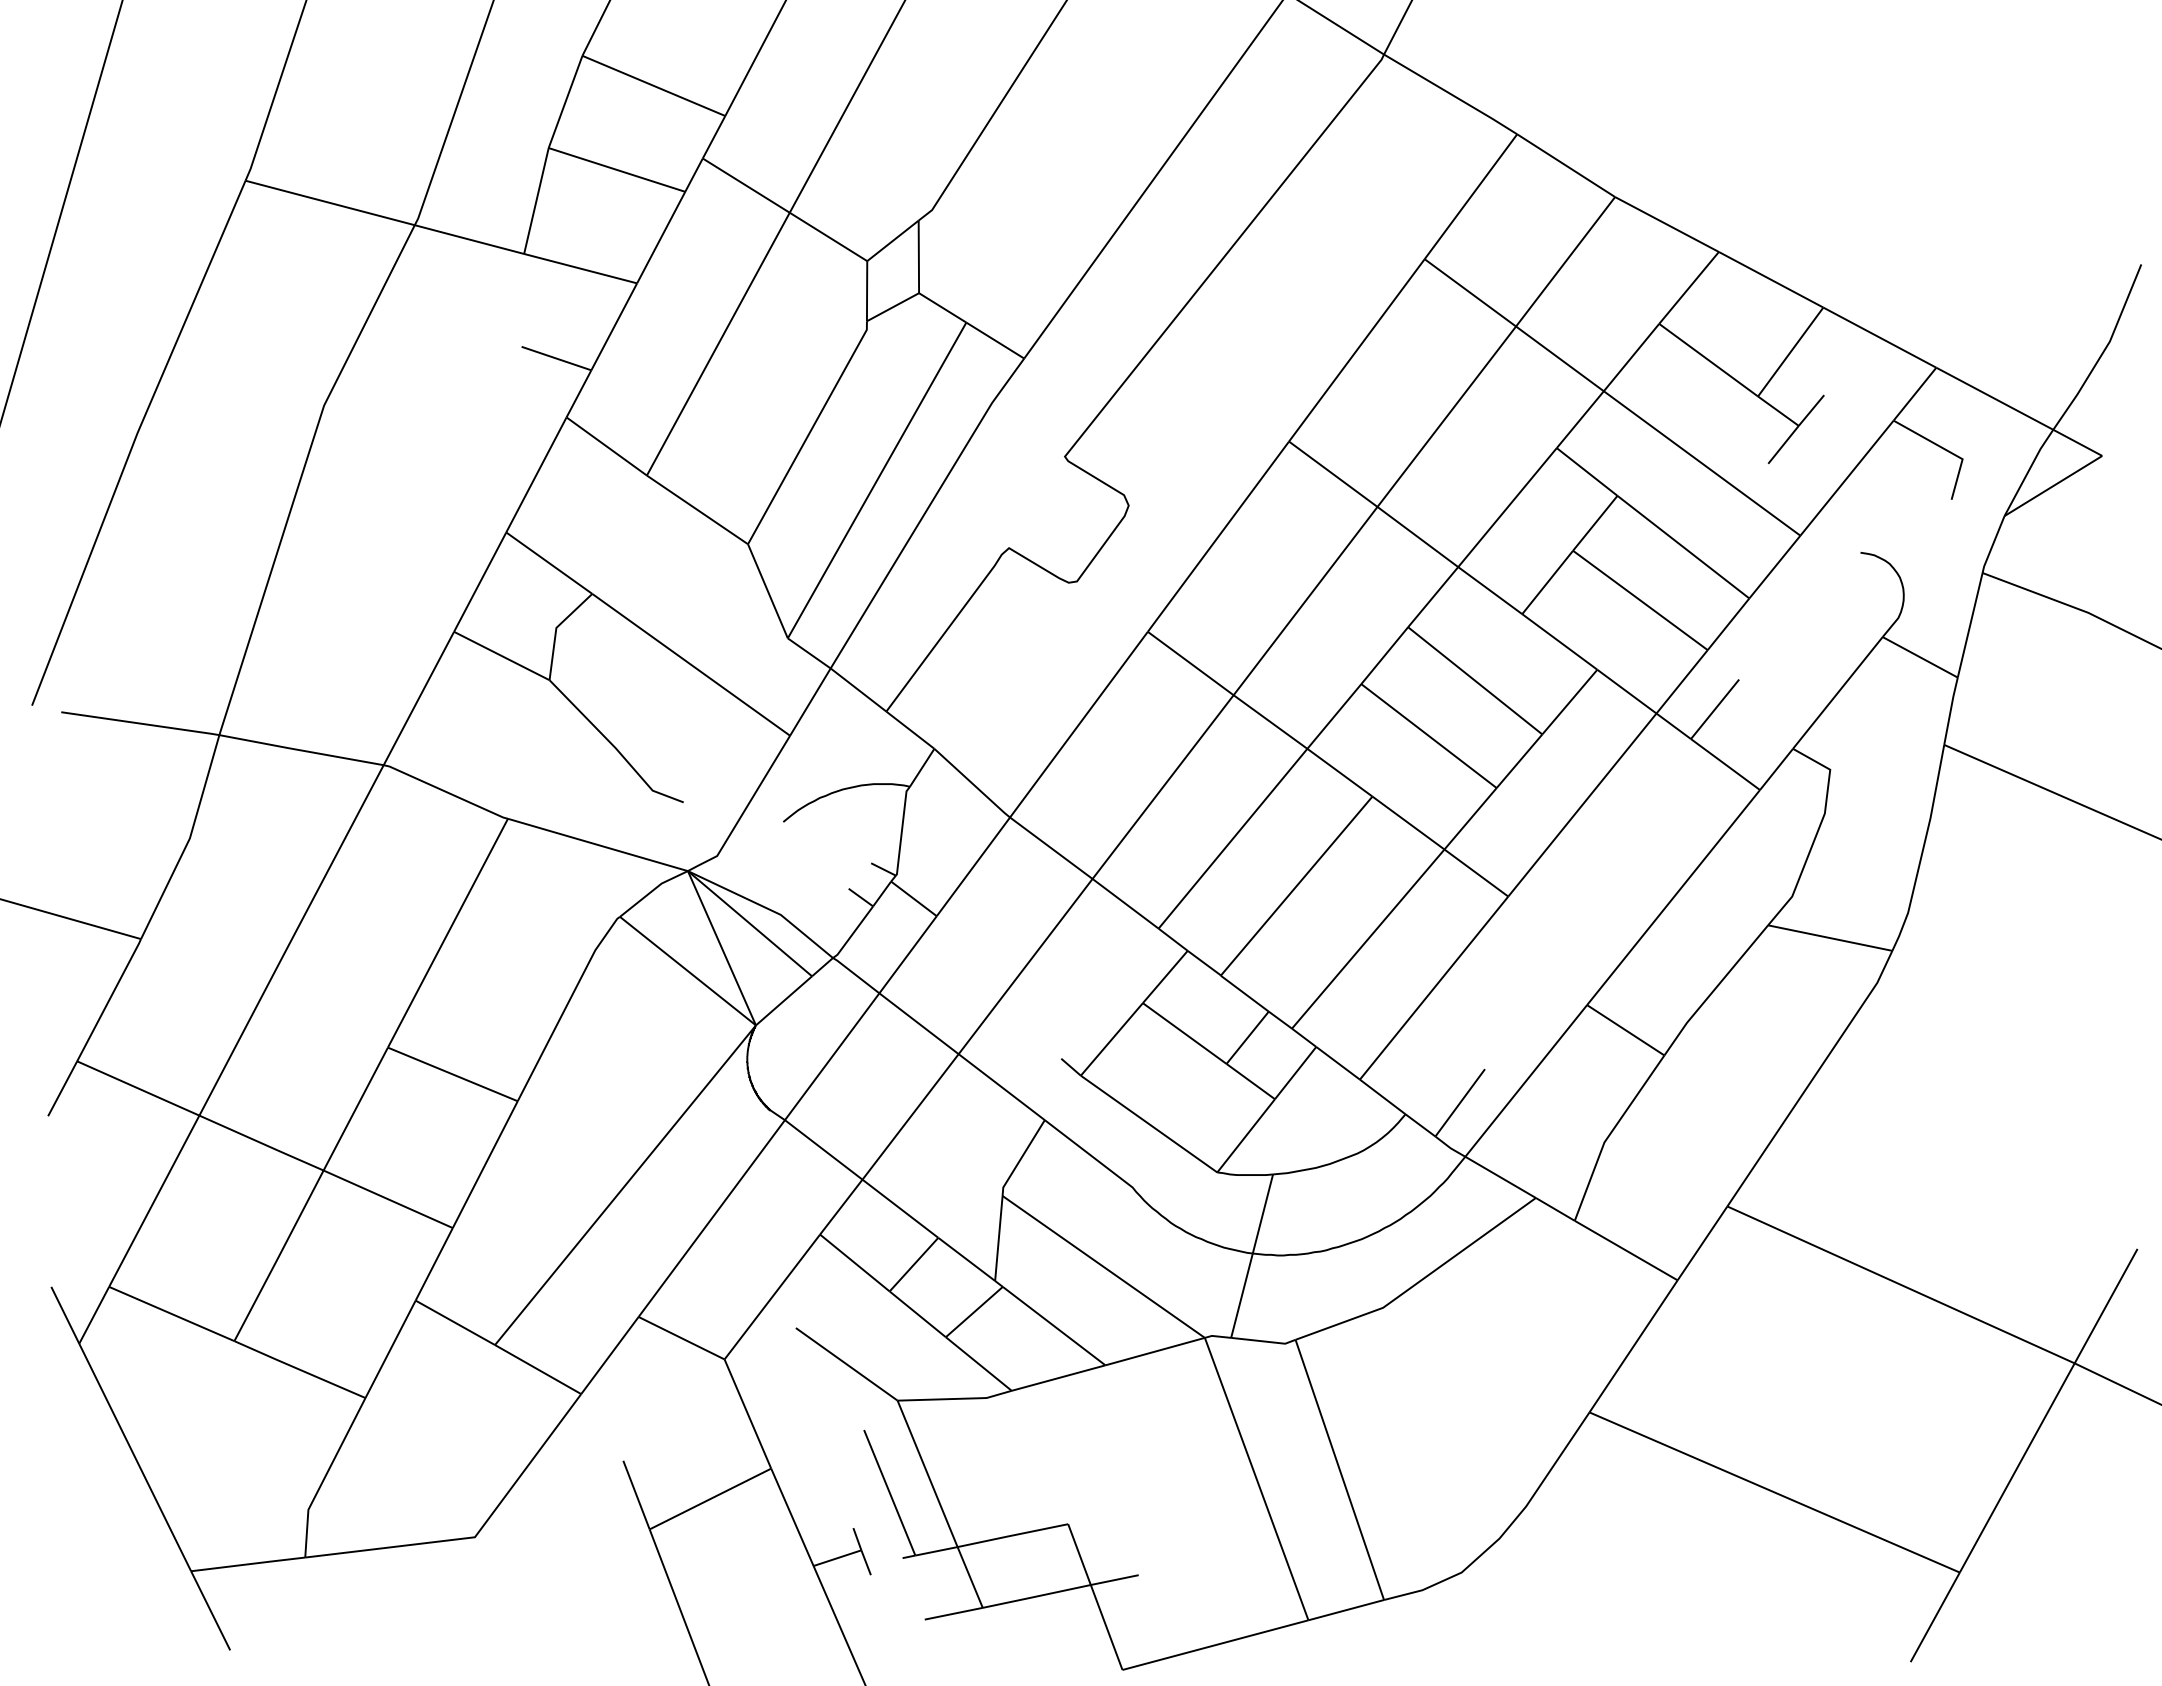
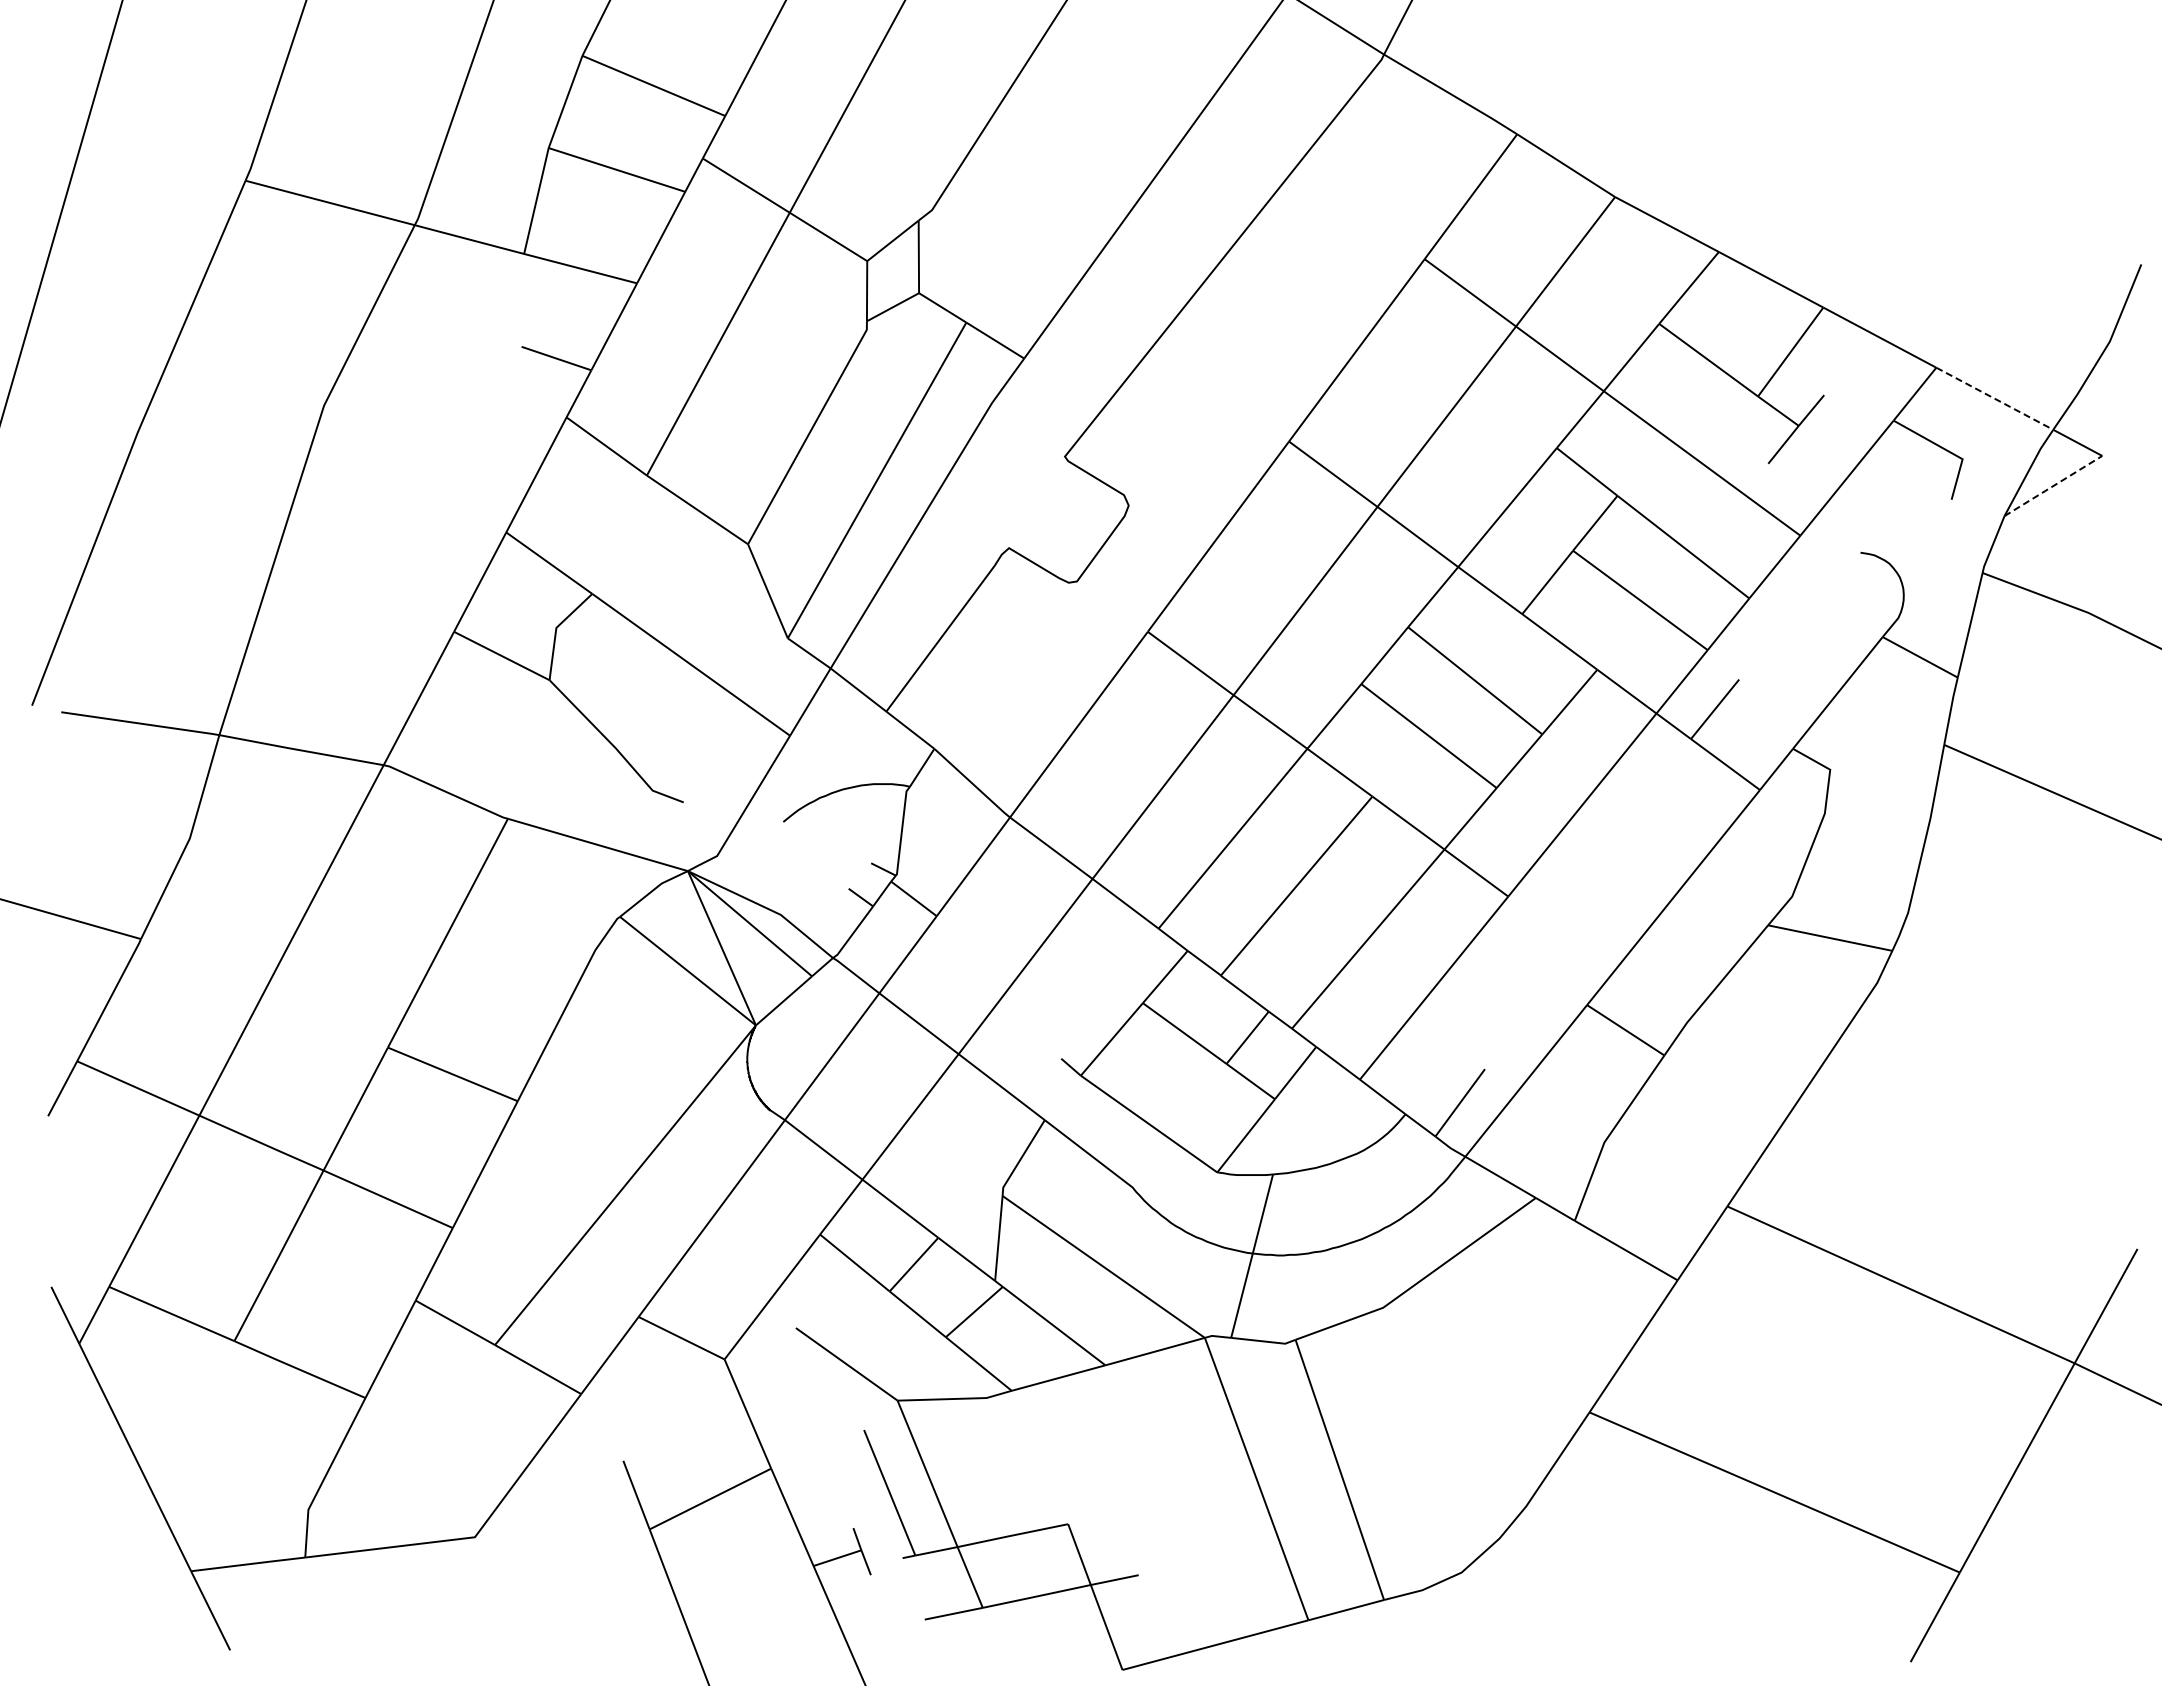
line: solid -> dashed (1995, 399)
line: solid -> dashed (2053, 485)
